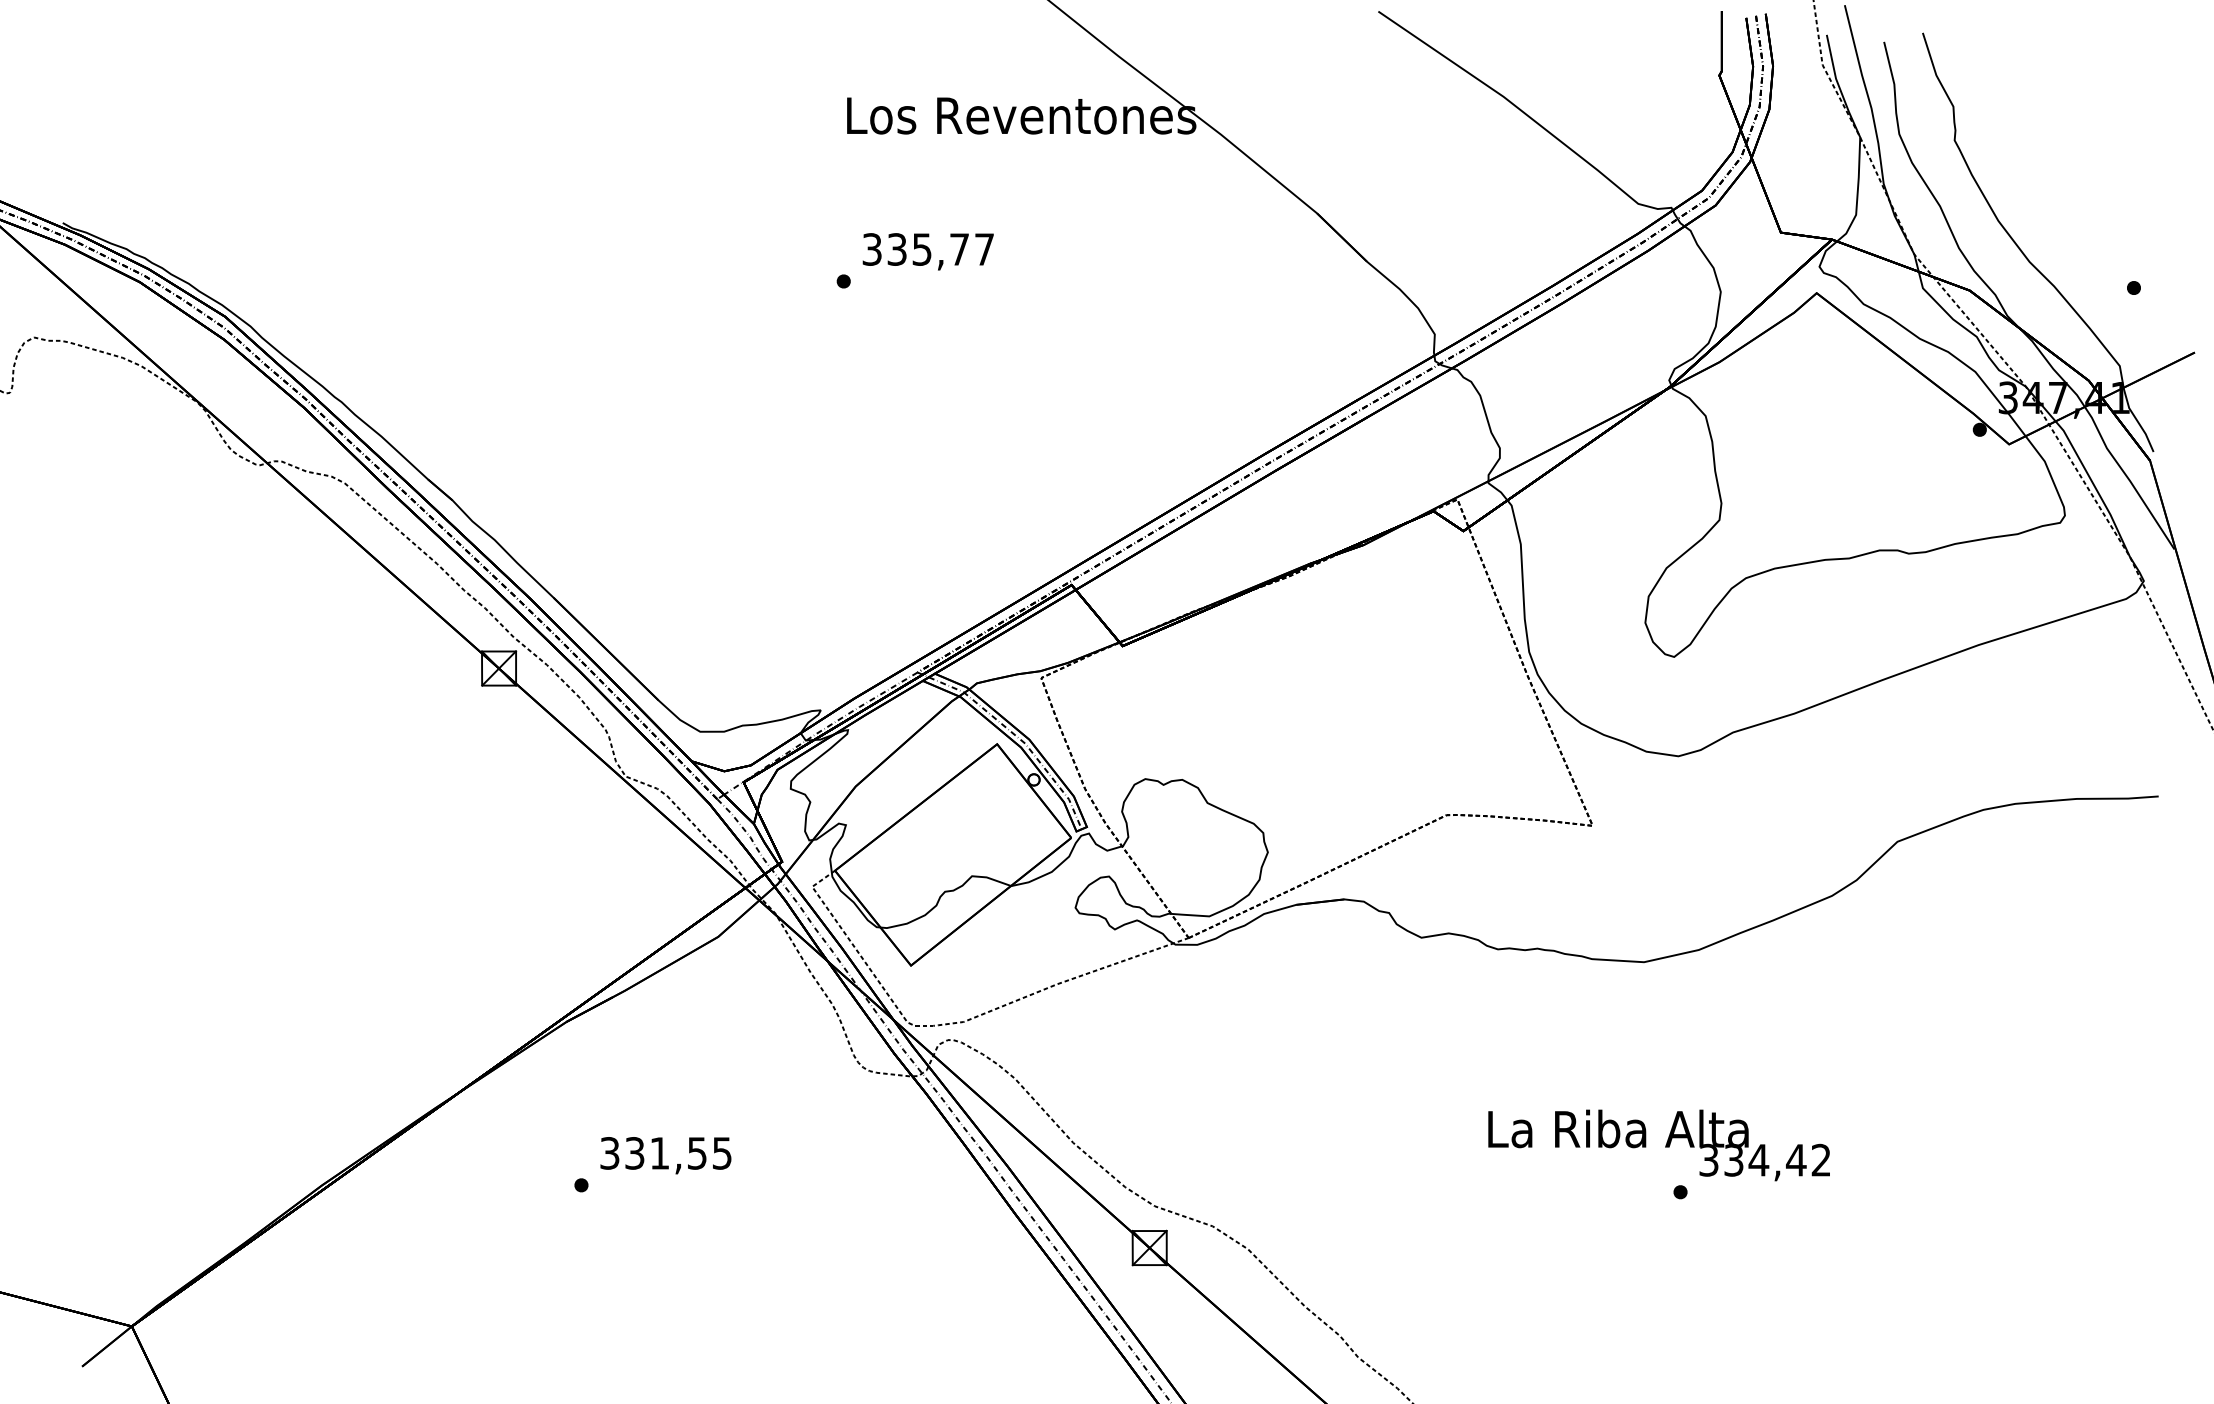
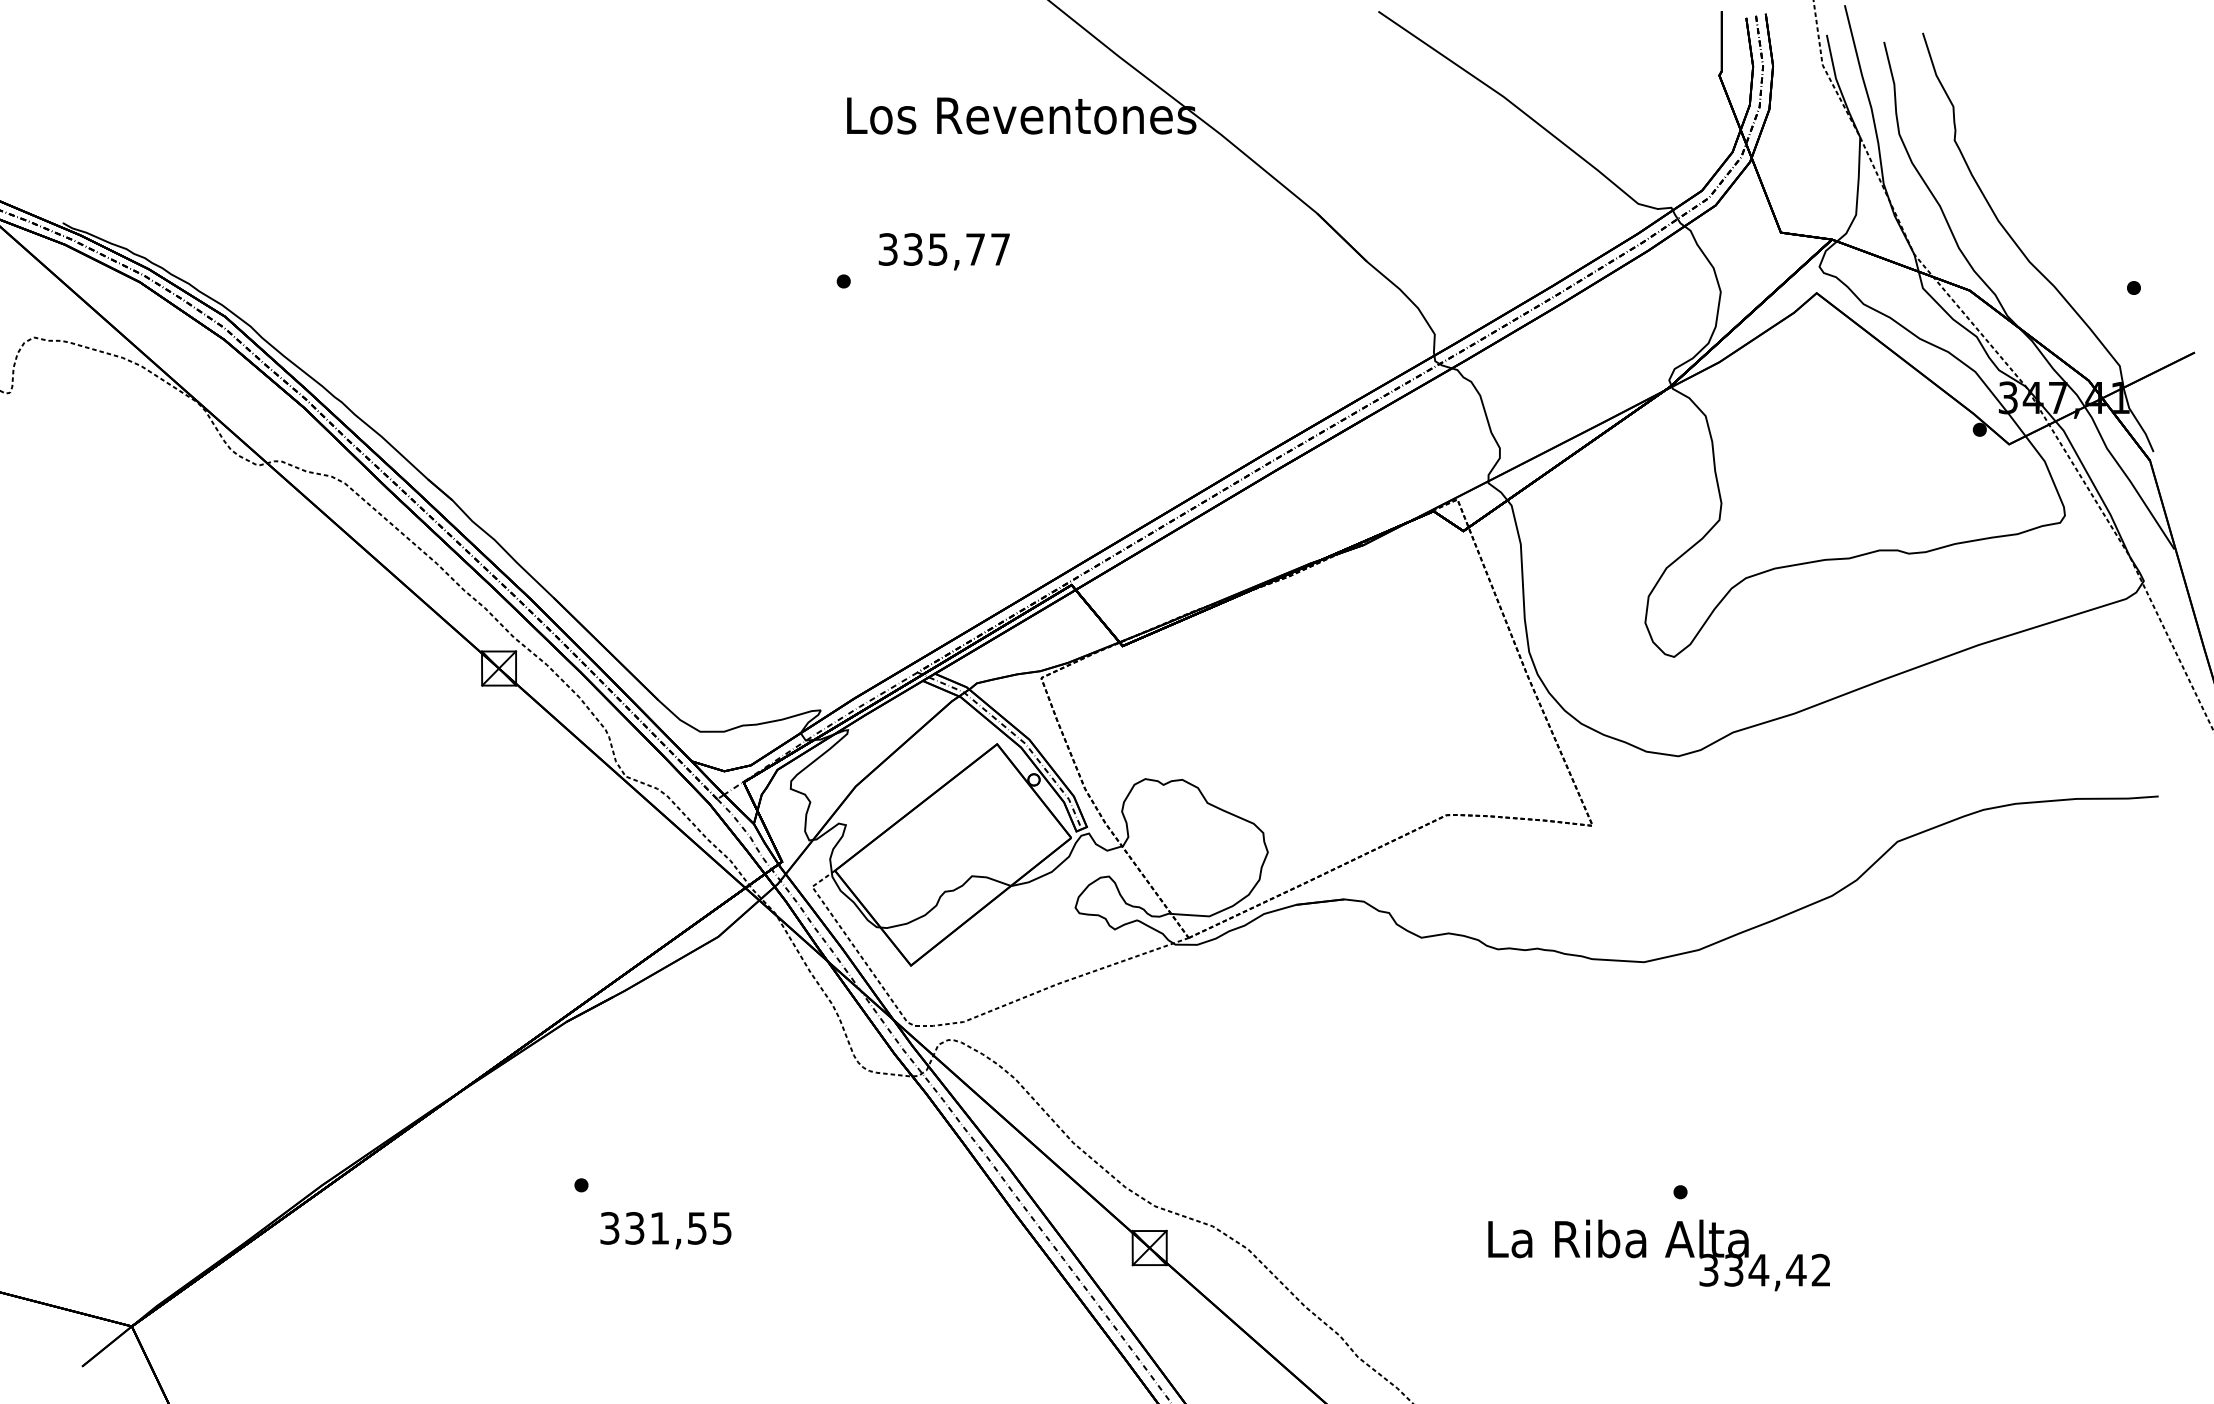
text position: (927, 251) -> (943, 251) (943, 251)
text position: (1658, 1145) -> (1658, 1255) (1658, 1255)
text position: (665, 1155) -> (665, 1230) (665, 1230)
